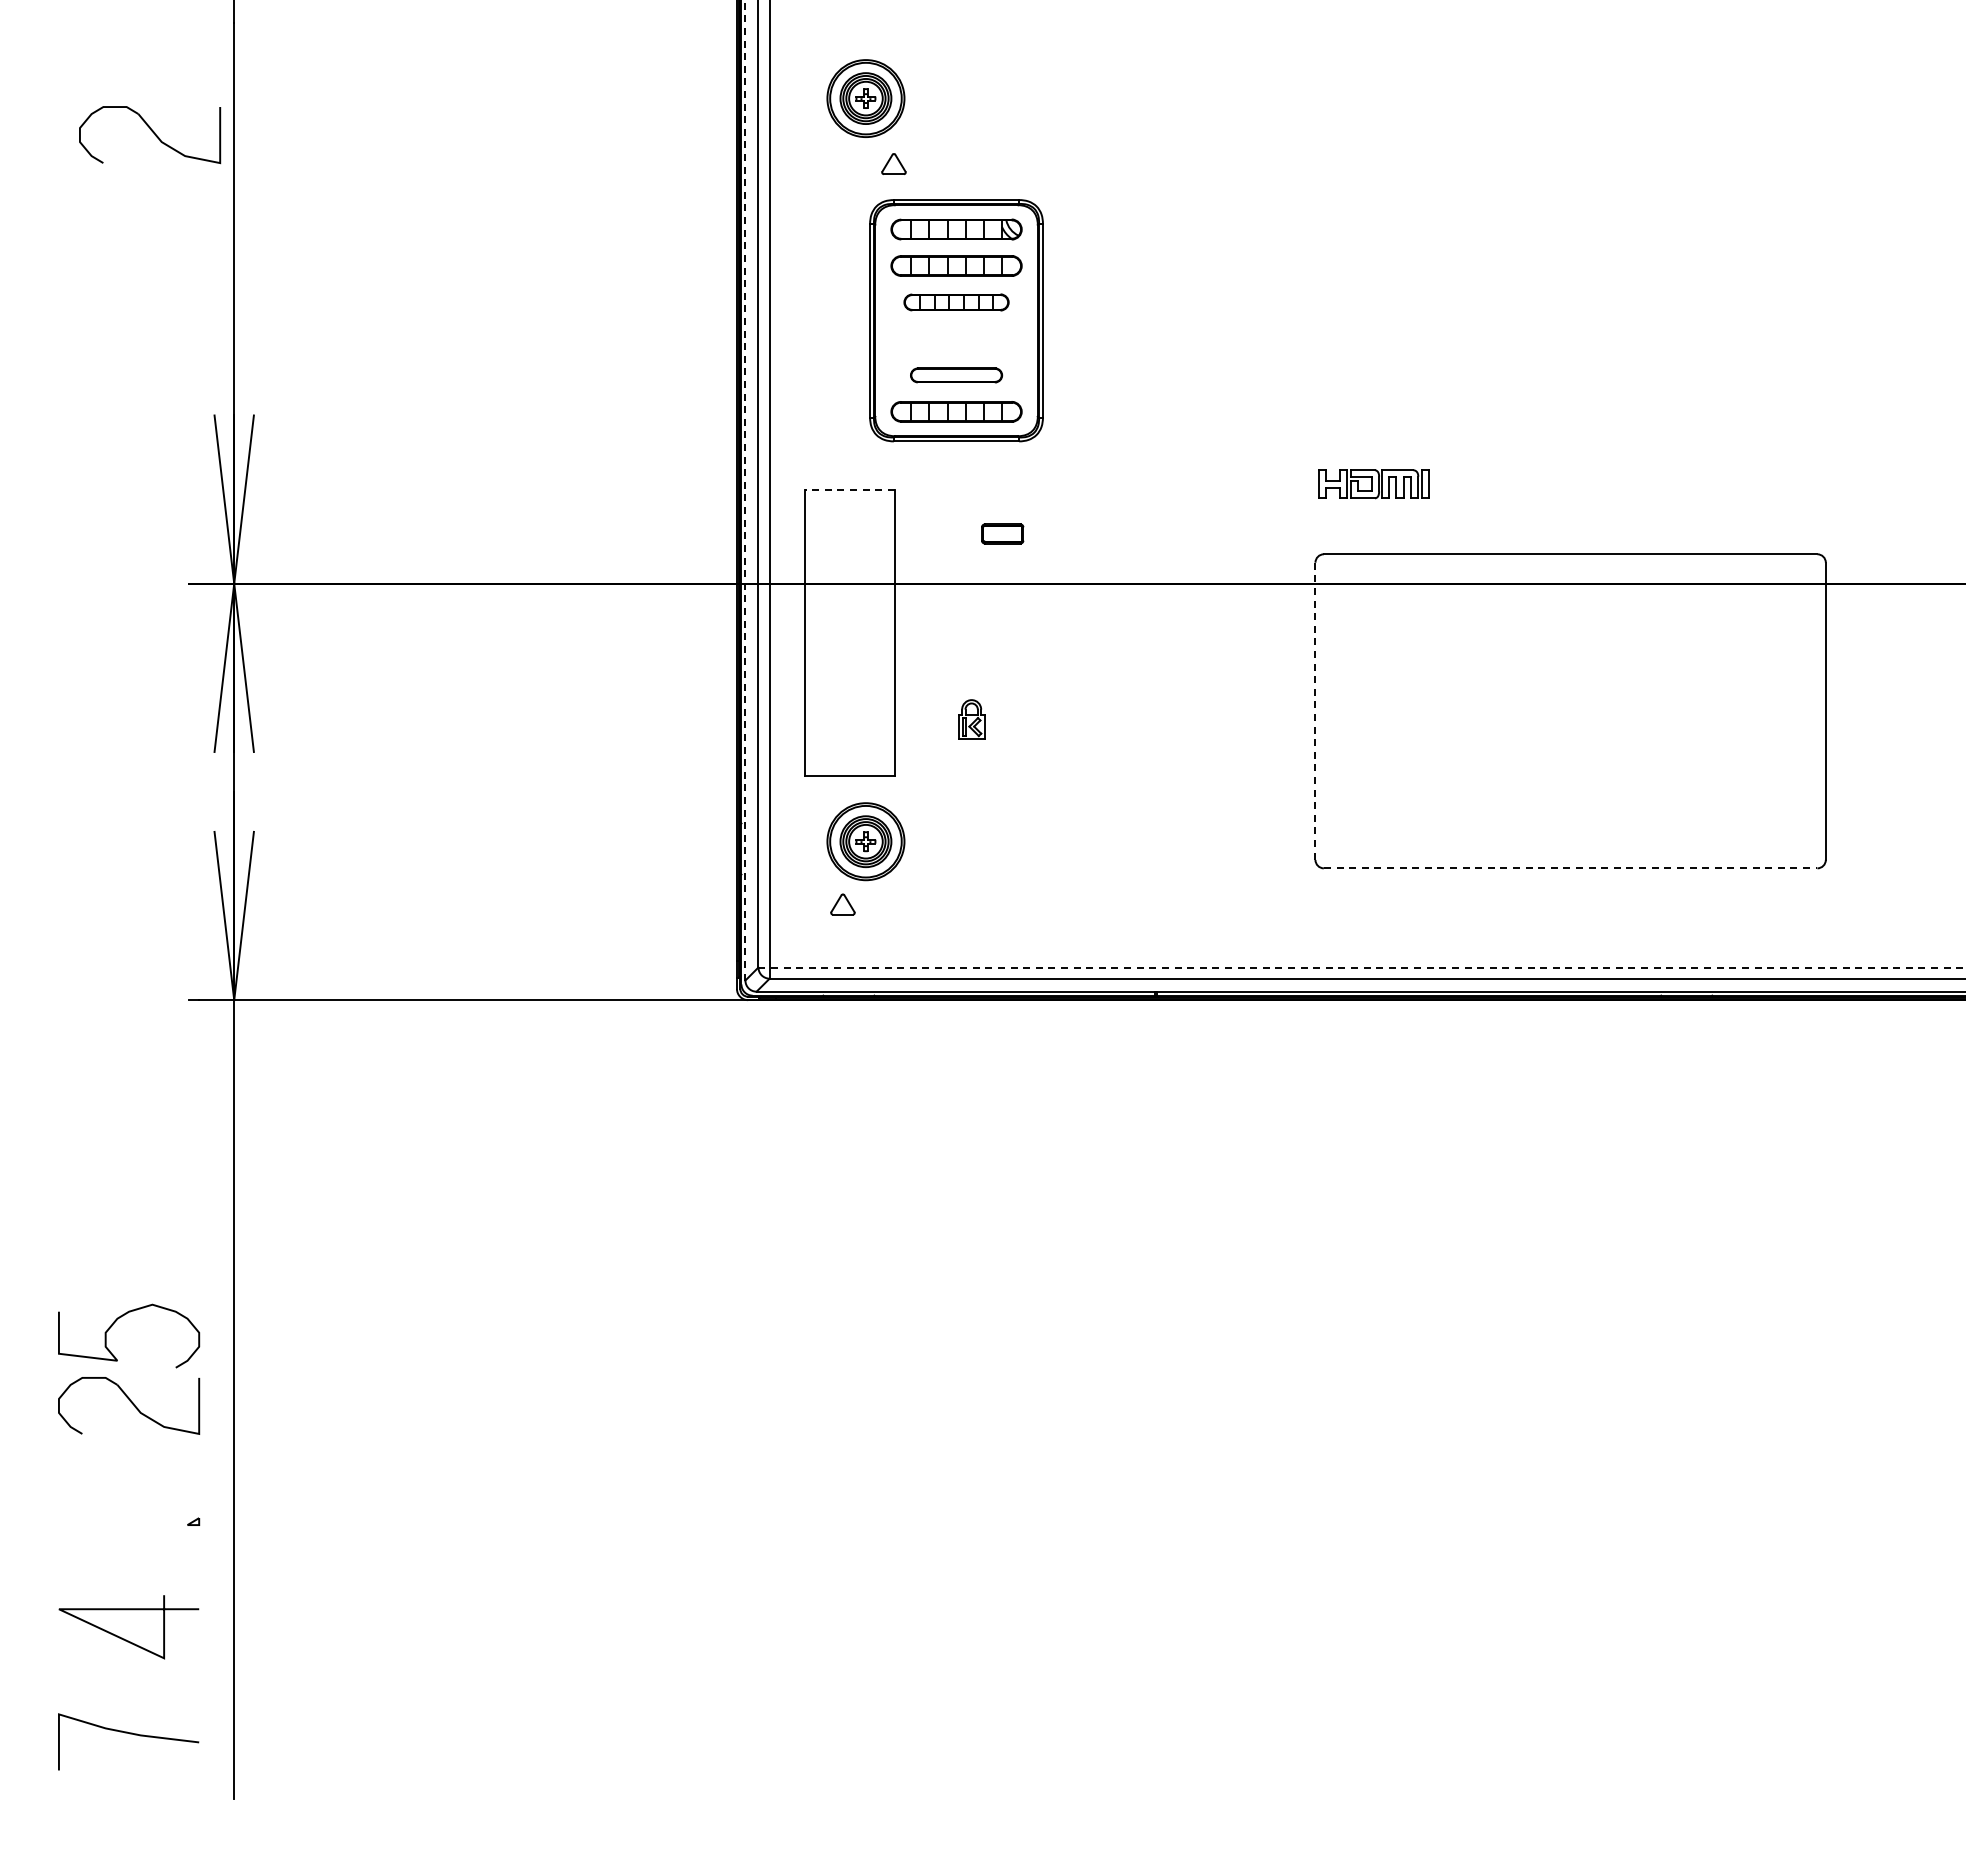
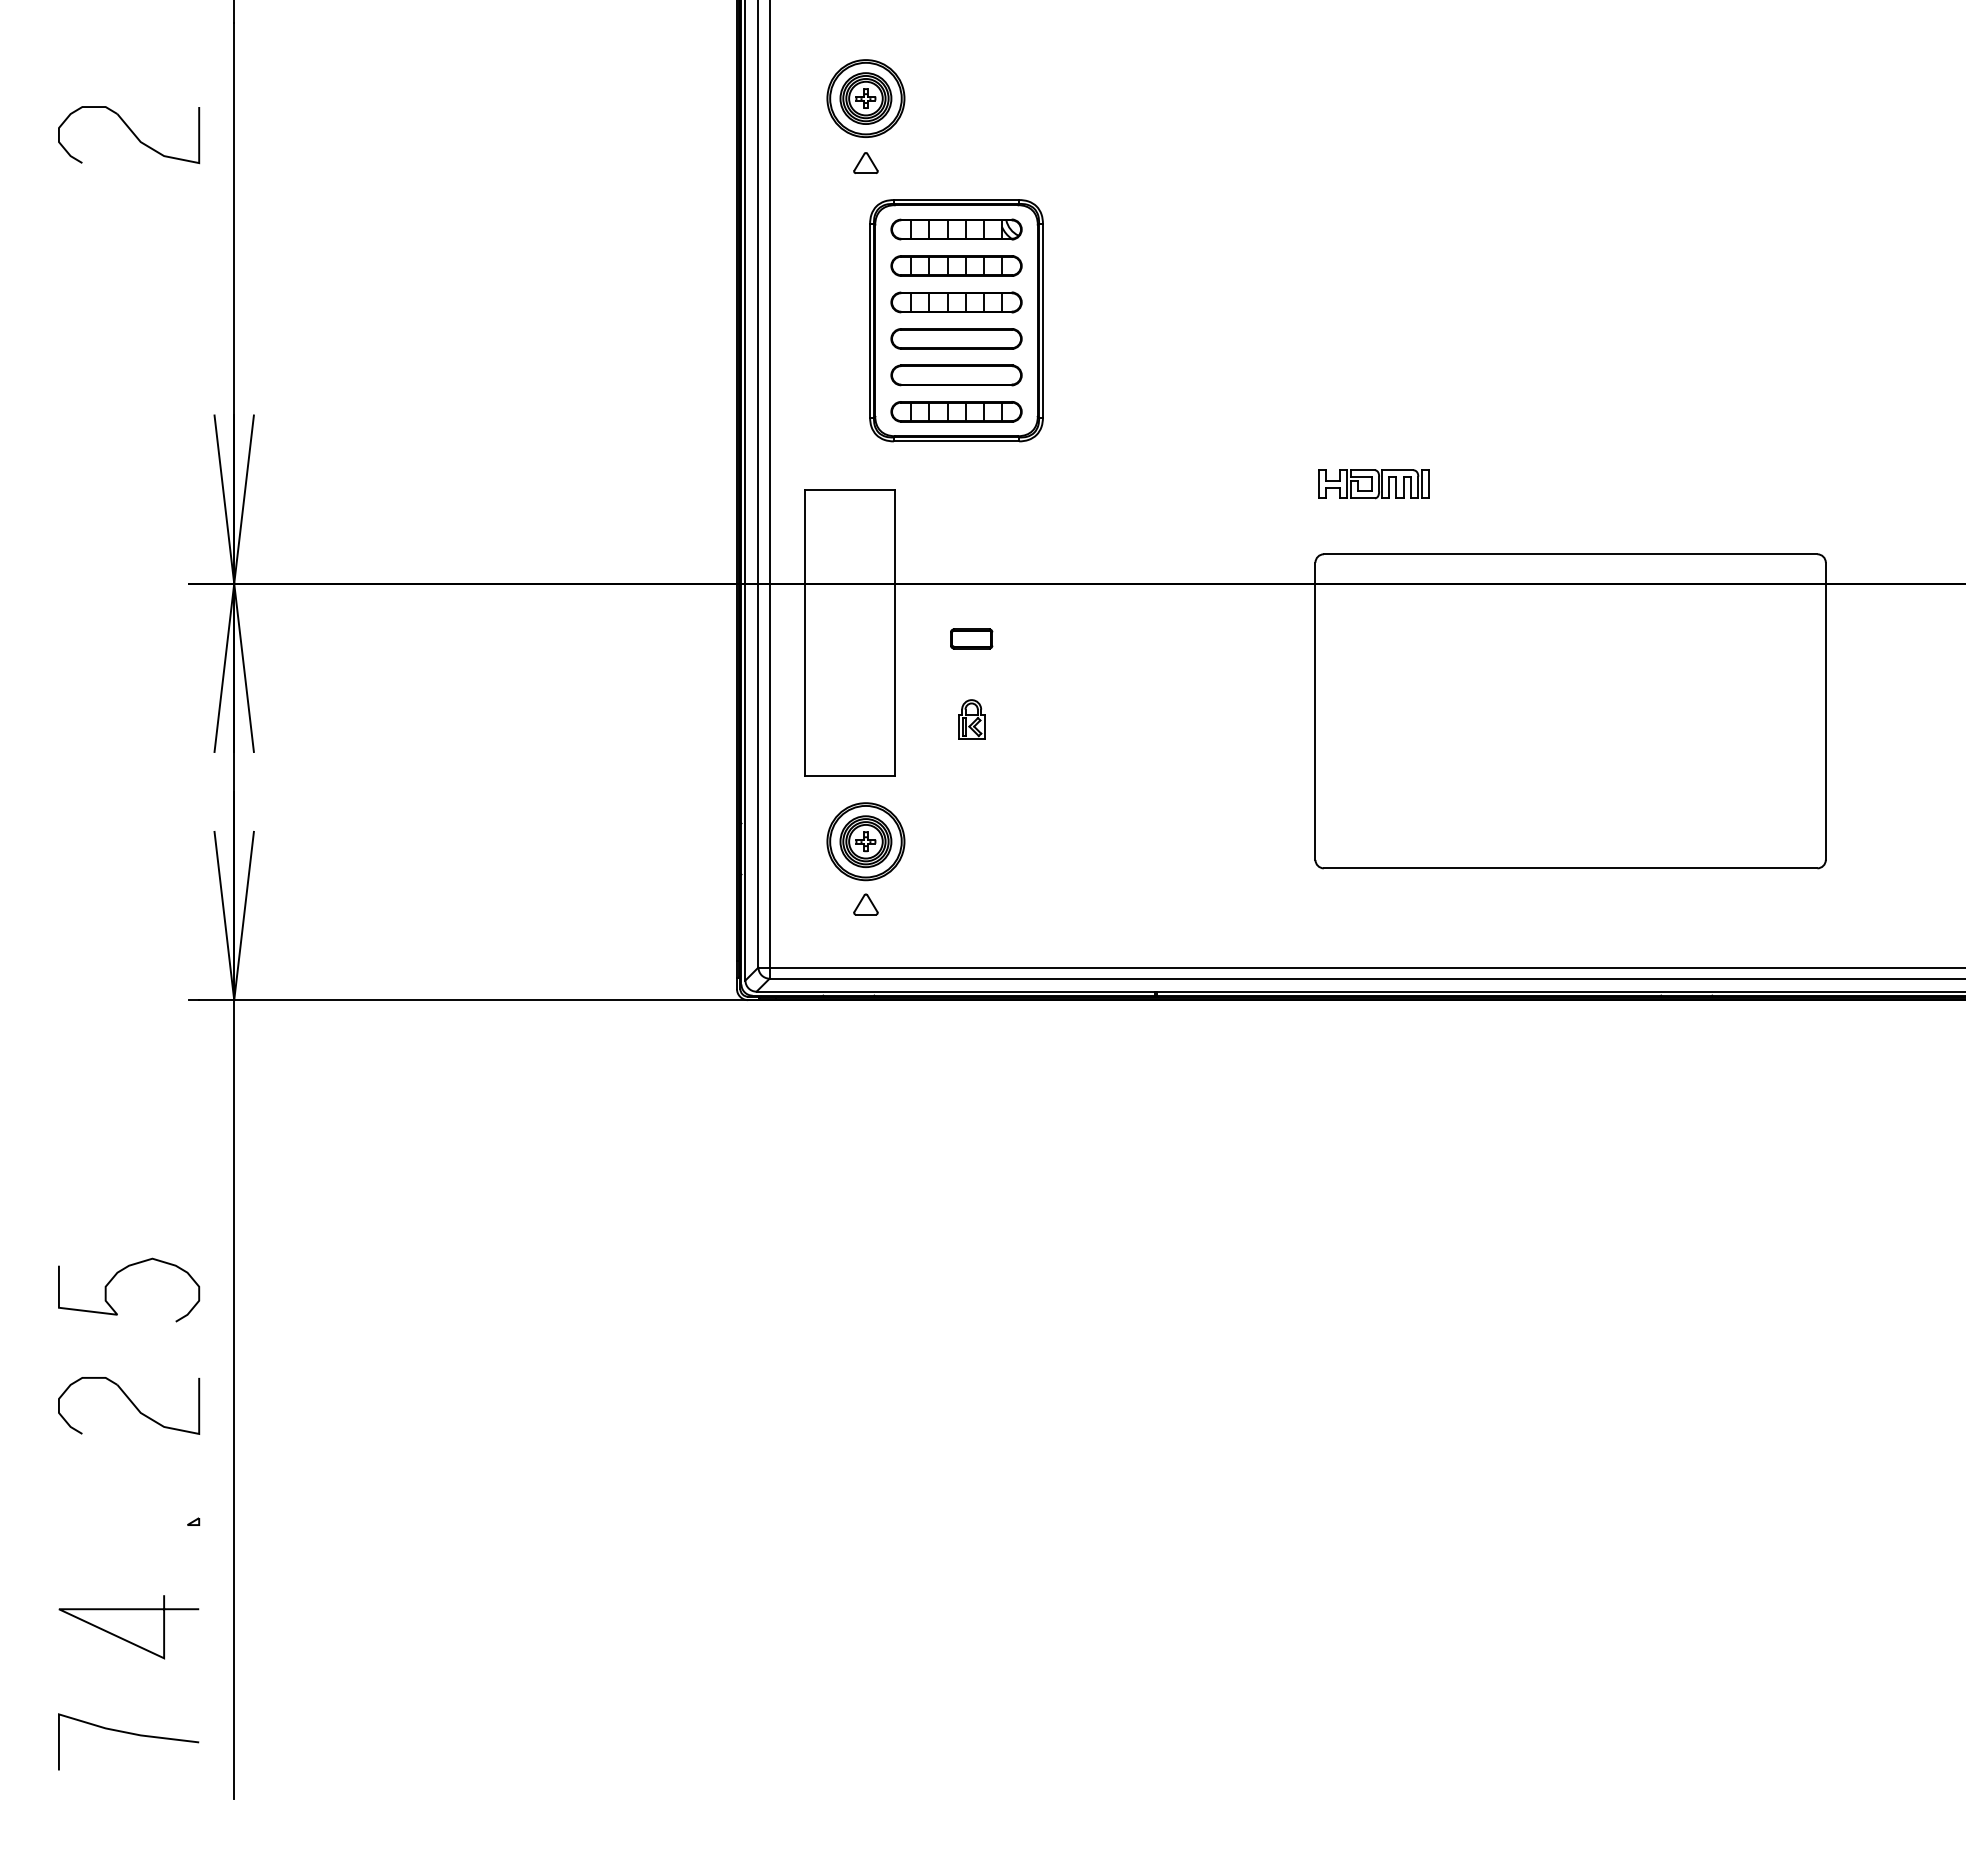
part position: (150, 135) -> (129, 135) (129, 135)
part position: (893, 163) -> (865, 162) (865, 162)
part size: 107x19 px -> 133x23 px (956, 302)
part: none -> present (956, 338)
part size: 94x17 px -> 133x23 px (956, 375)
line: dashed -> solid (849, 489)
line: dashed -> solid (745, 490)
part position: (1002, 533) -> (971, 638) (971, 638)
line: dashed -> solid (1315, 711)
line: dashed -> solid (1570, 868)
part position: (842, 904) -> (865, 904) (865, 904)
line: dashed -> solid (1362, 967)
curve position: (116, 1321) -> (116, 1275) (116, 1275)
